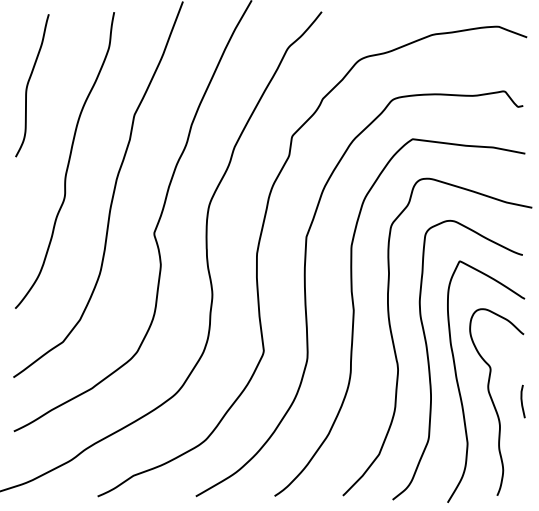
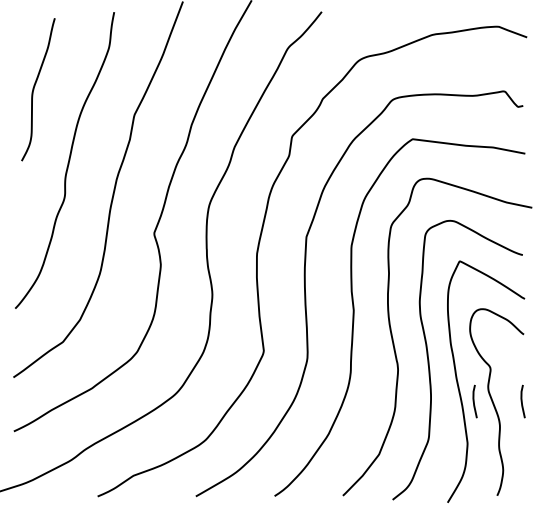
curve position: (28, 85) -> (34, 89) (34, 89)
line: none -> present (474, 401)
